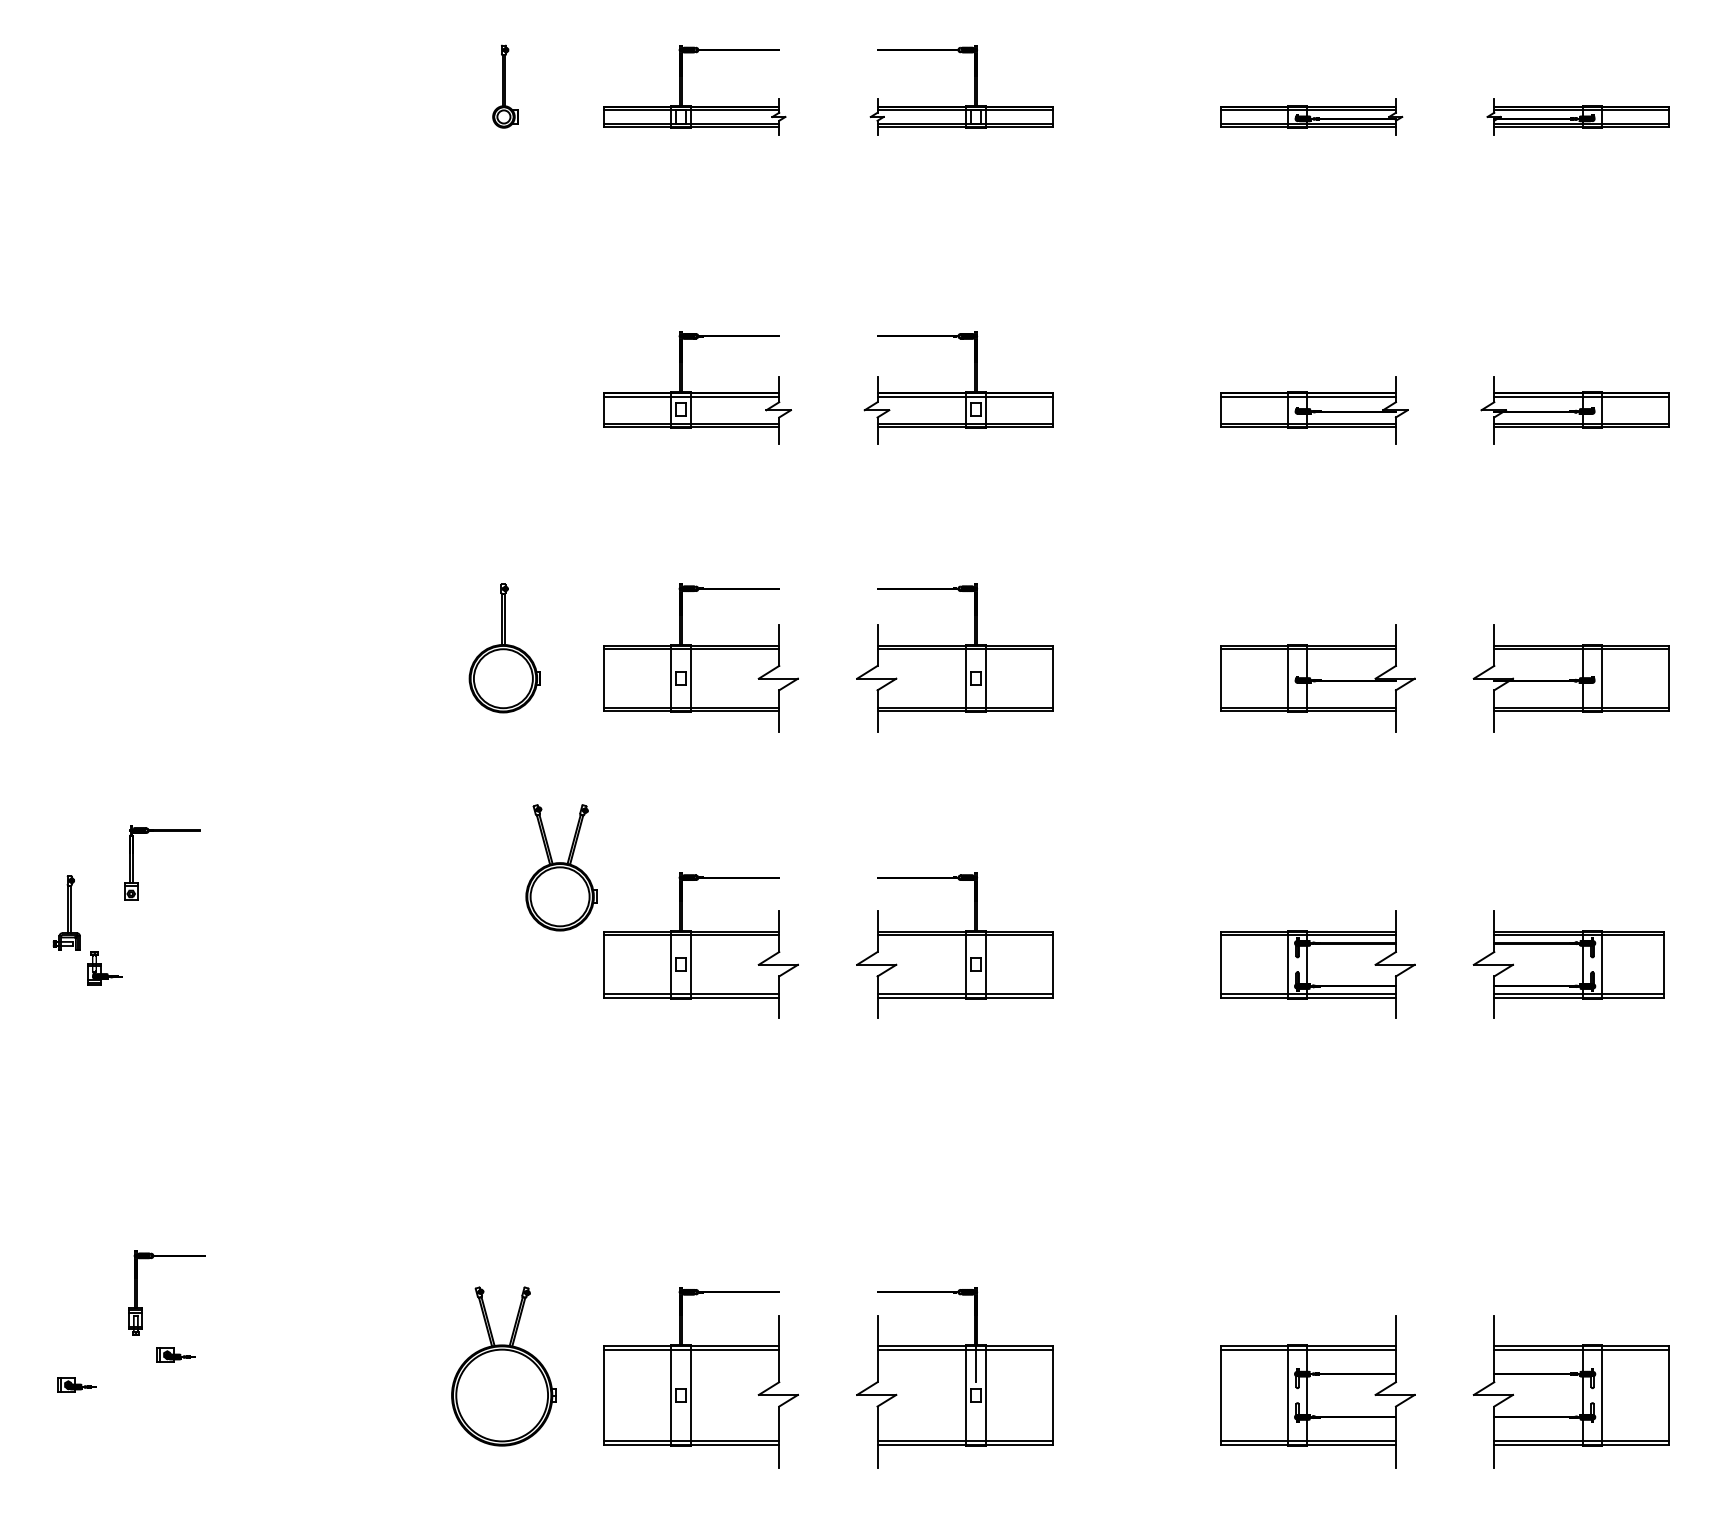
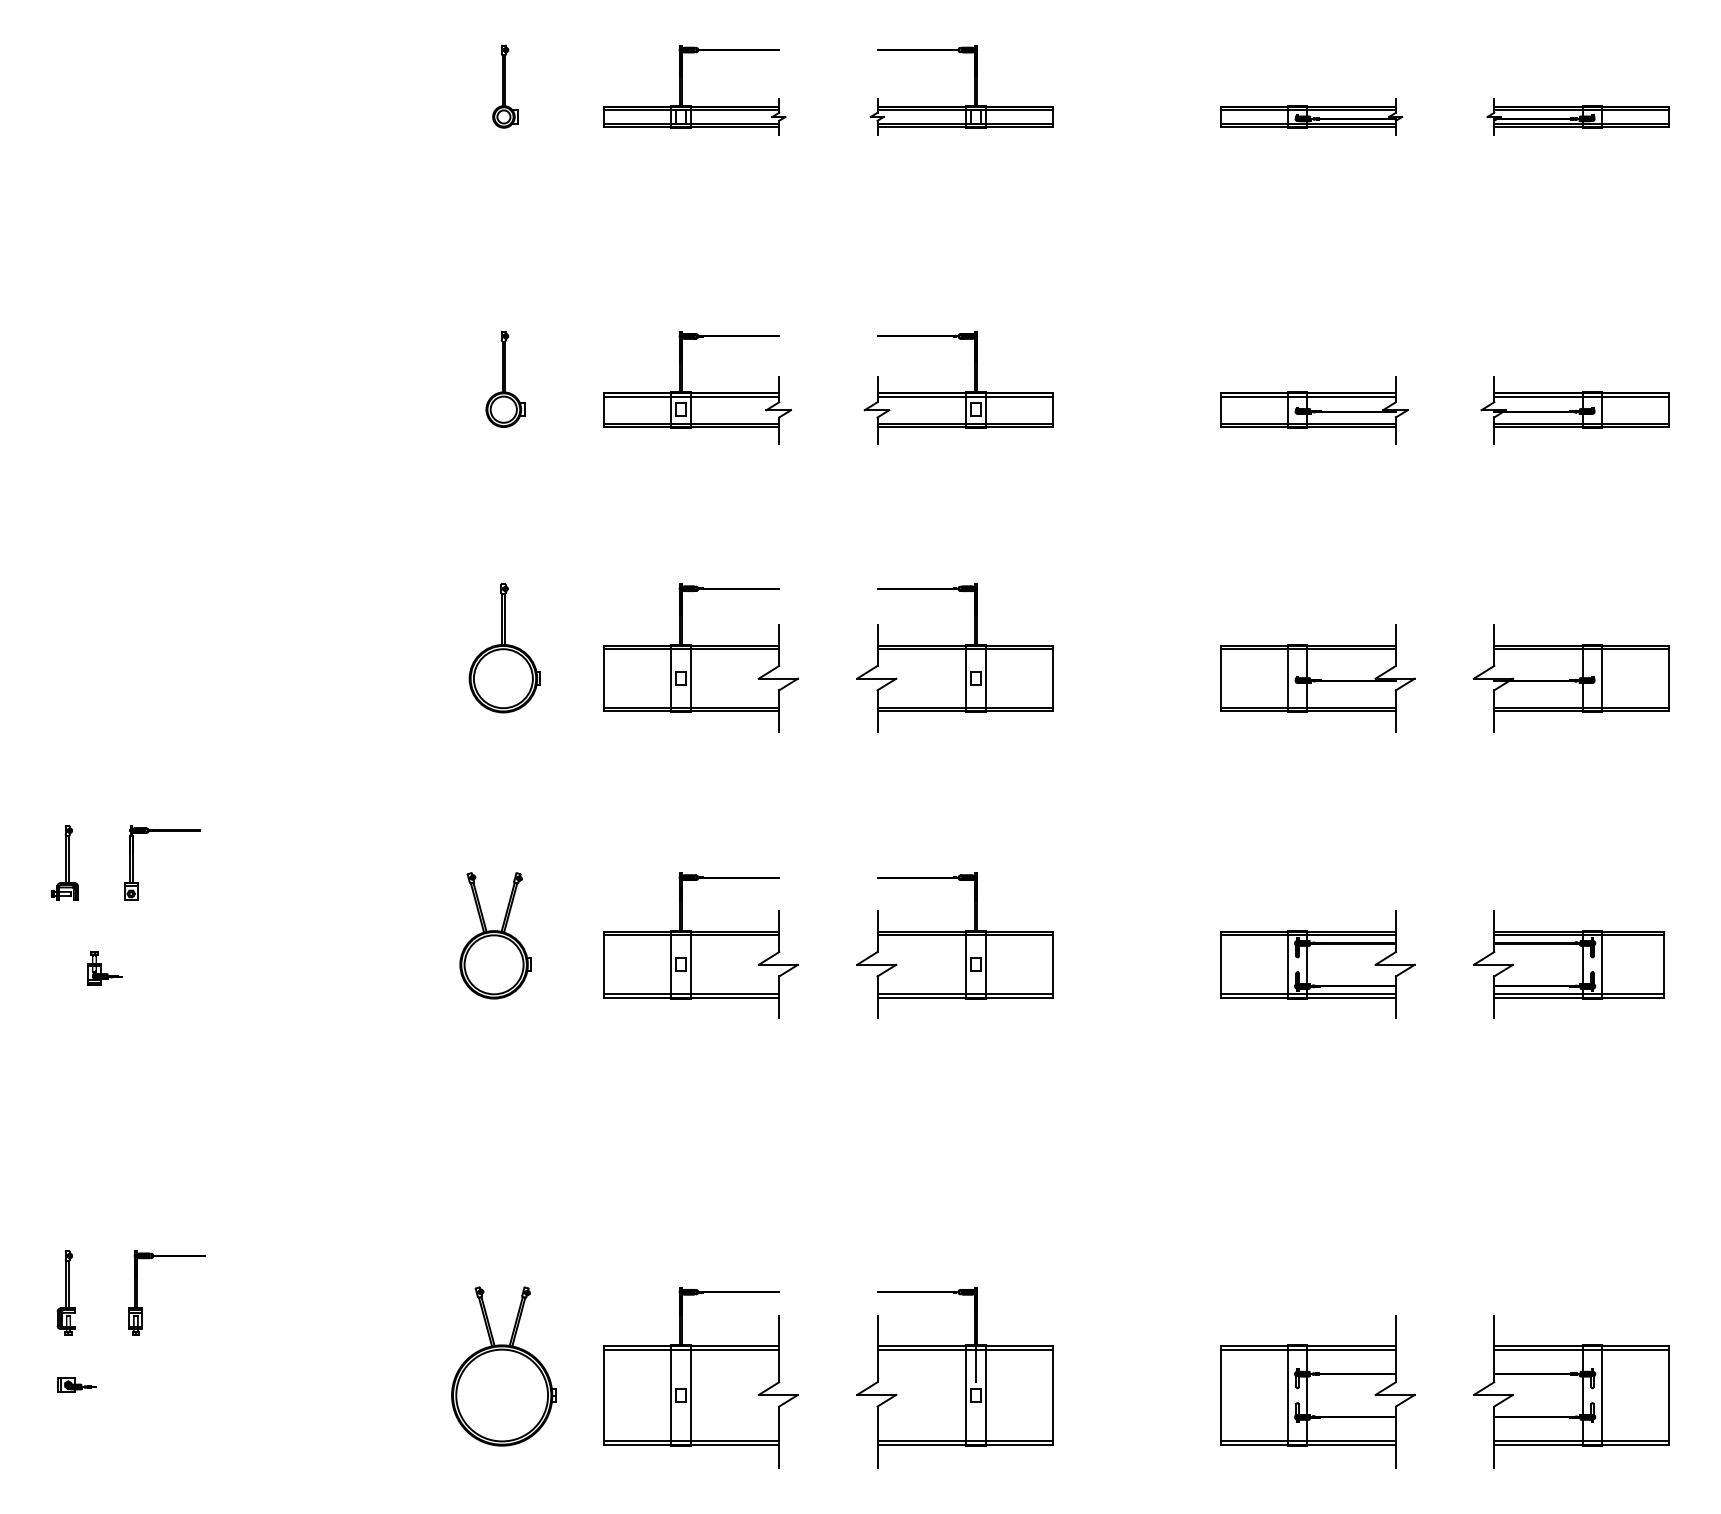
part: none -> present (505, 378)
part position: (561, 867) -> (495, 935) (495, 935)
part position: (66, 912) -> (64, 862) (64, 862)
part: none -> present (65, 1292)
part: present -> none (175, 1354)
